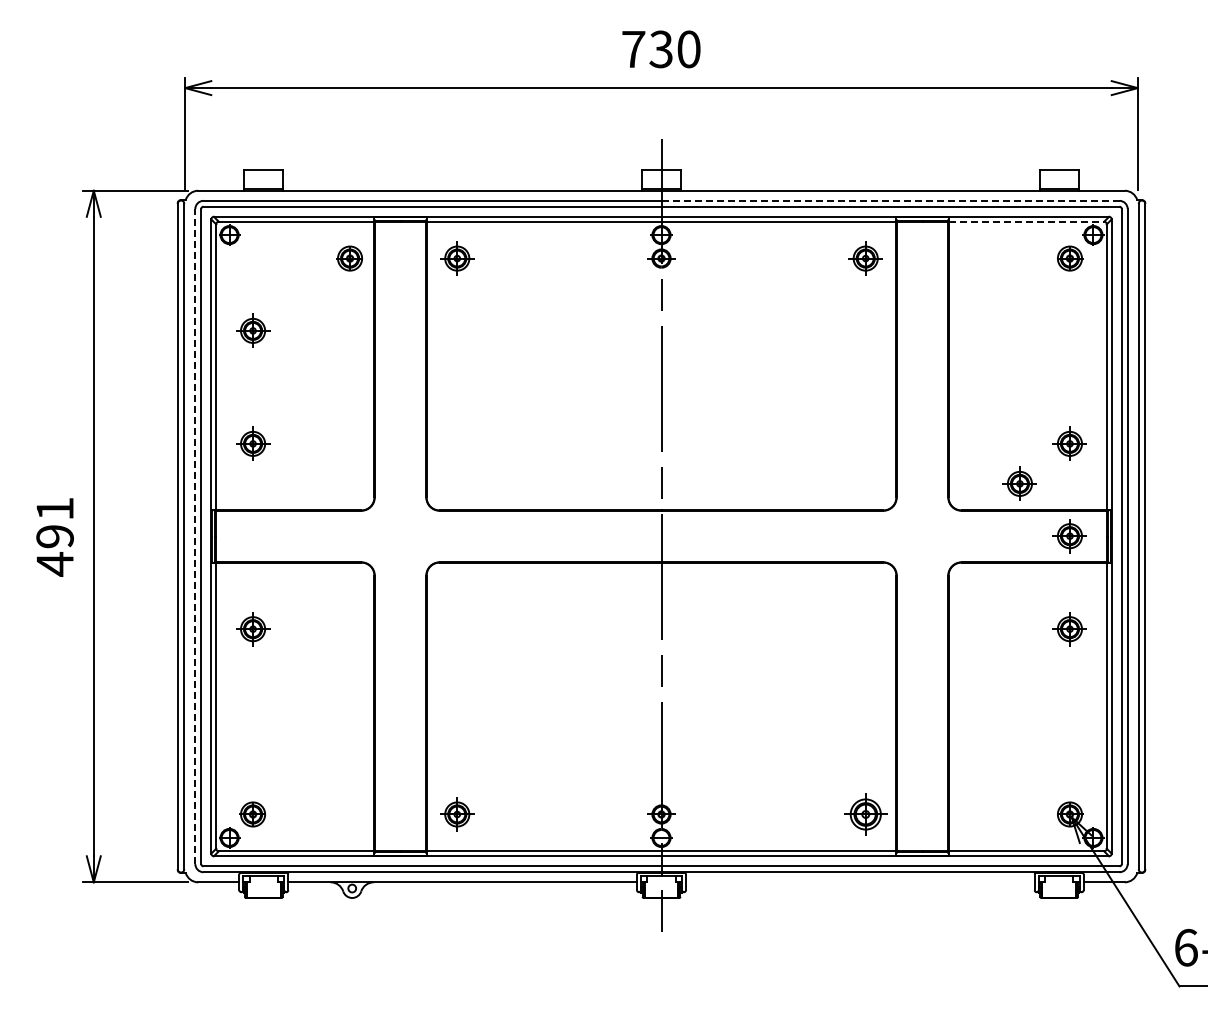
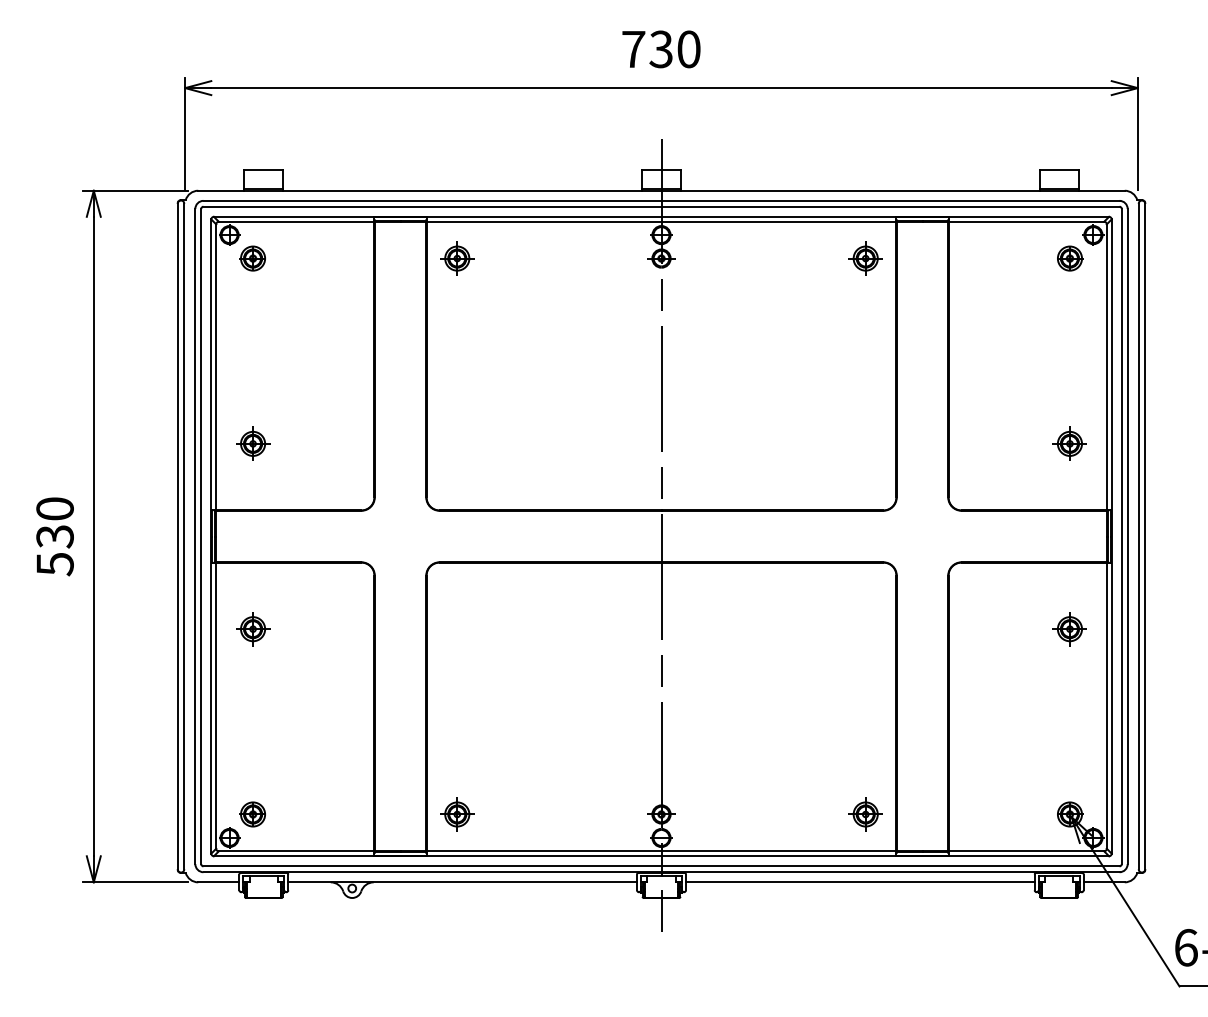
line: dashed -> solid (891, 200)
line: dashed -> solid (1026, 221)
part position: (349, 258) -> (252, 258) (252, 258)
part: present -> none (253, 330)
part: present -> none (1019, 483)
text: 491 -> 530 (54, 536)
line: dashed -> solid (195, 536)
part: present -> none (1069, 536)
part size: 44x43 px -> 35x35 px (865, 814)
line: none -> present (859, 882)
